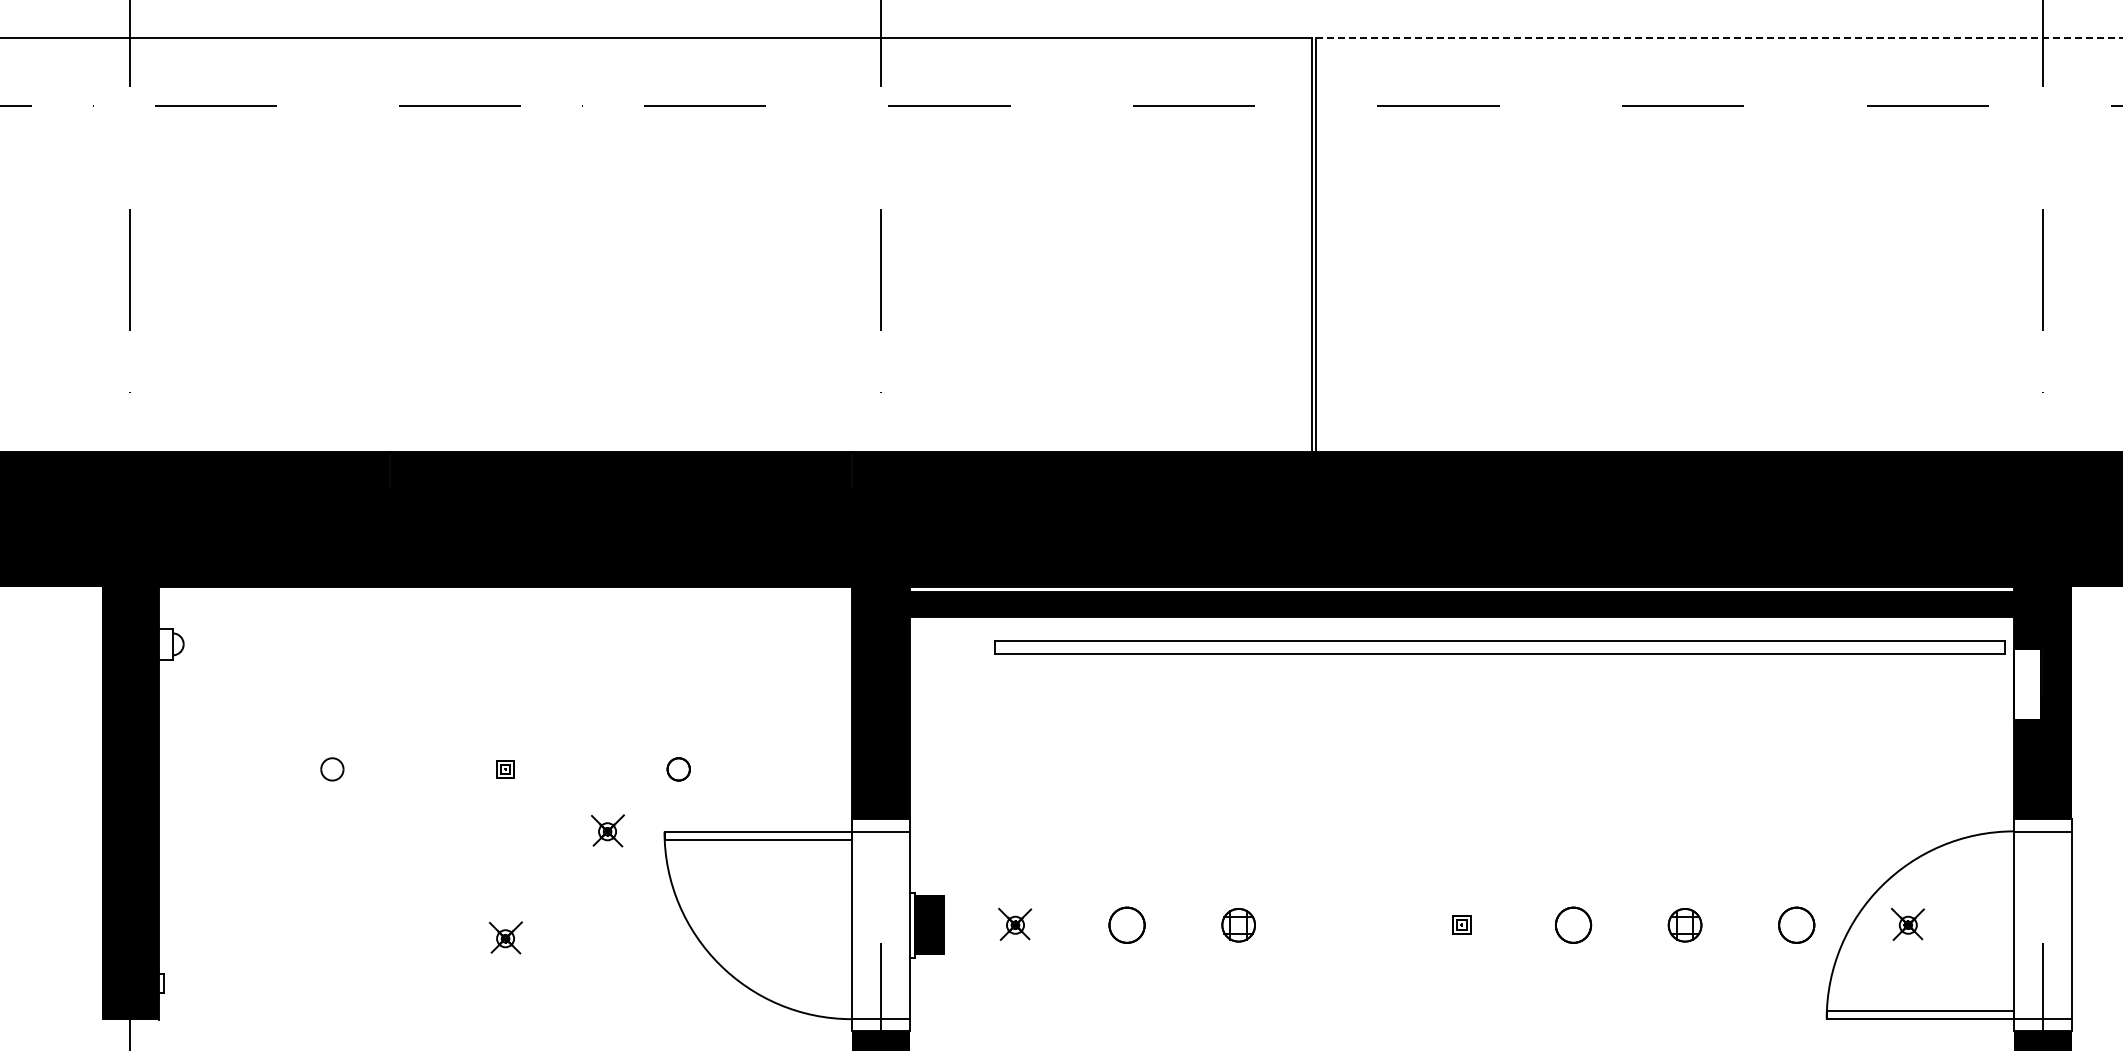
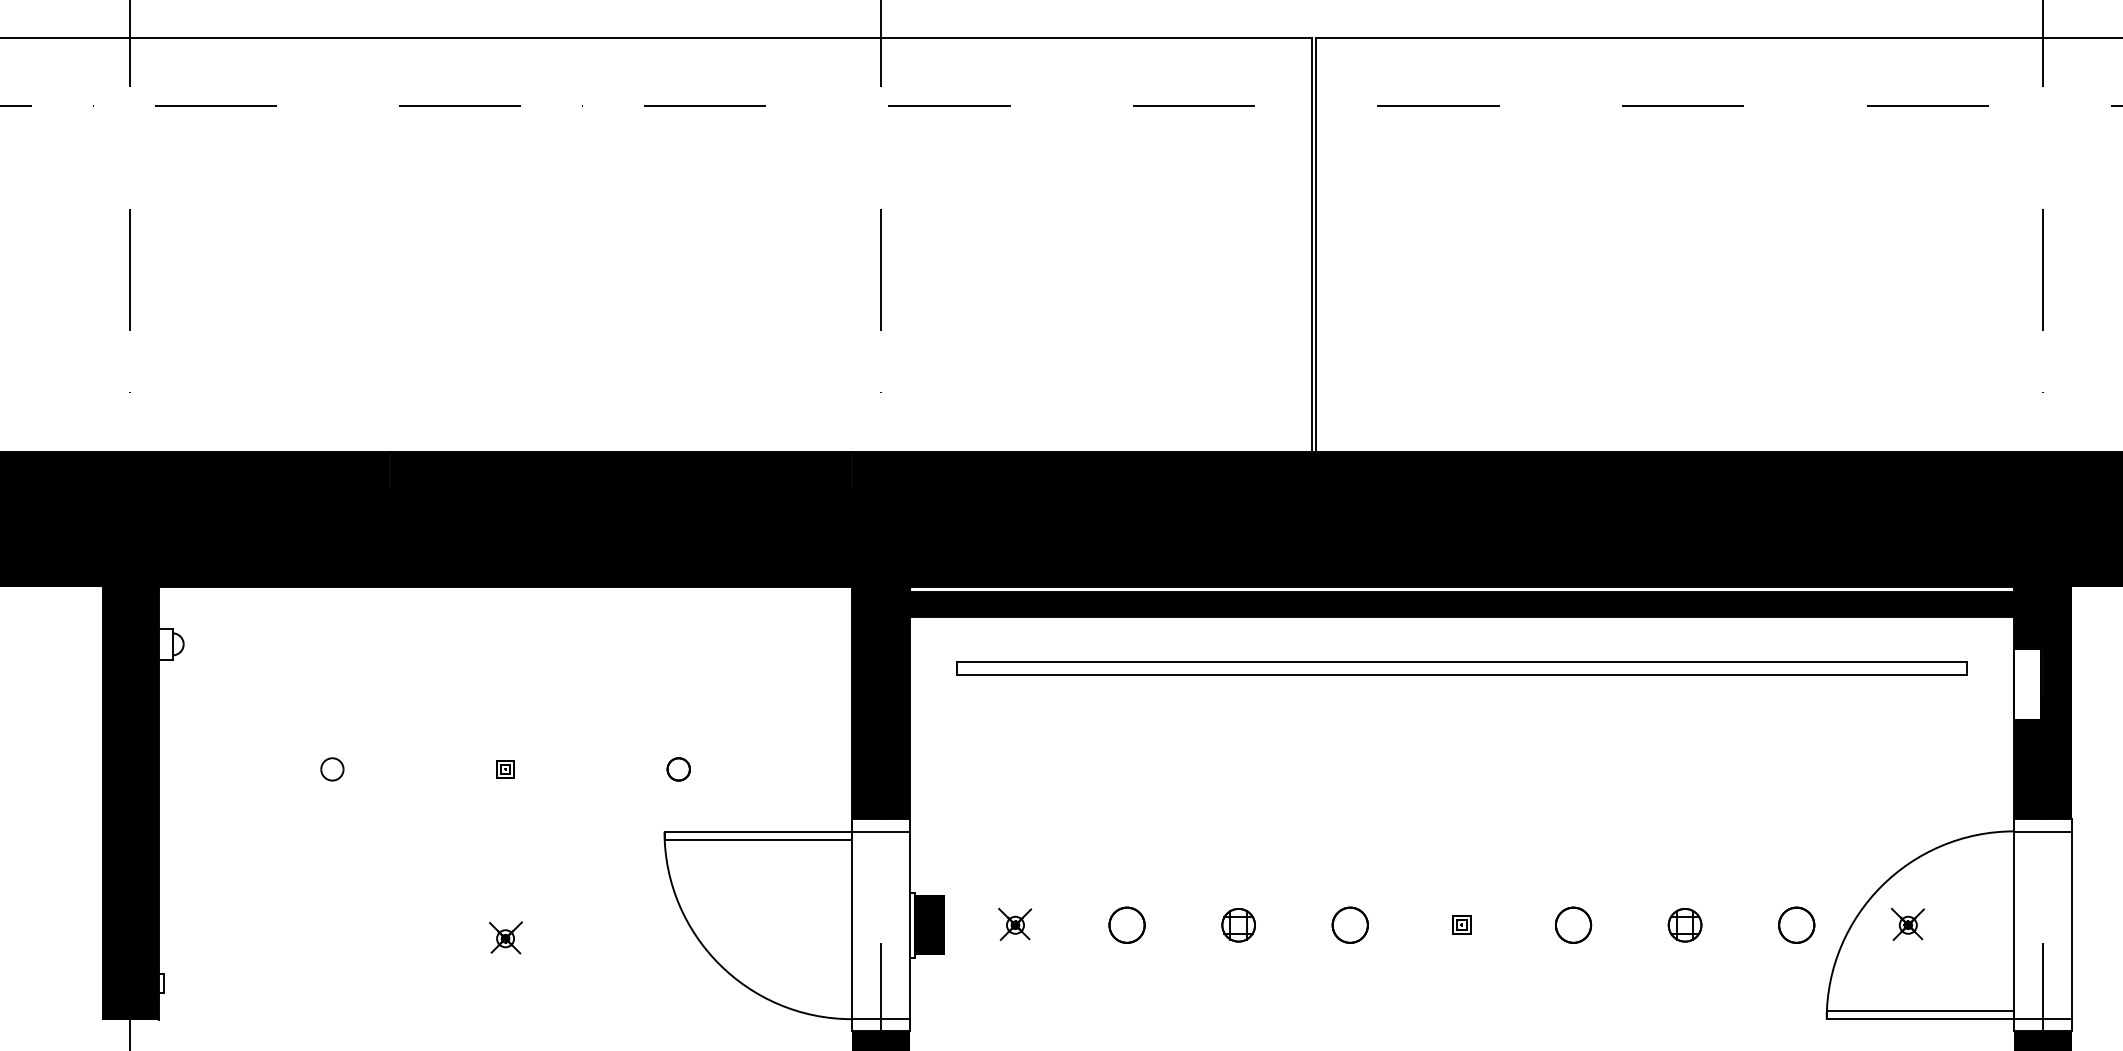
line: dashed -> solid (1719, 38)
part position: (1499, 647) -> (1461, 668) (1461, 668)
part: present -> none (607, 830)
part: none -> present (1349, 924)
